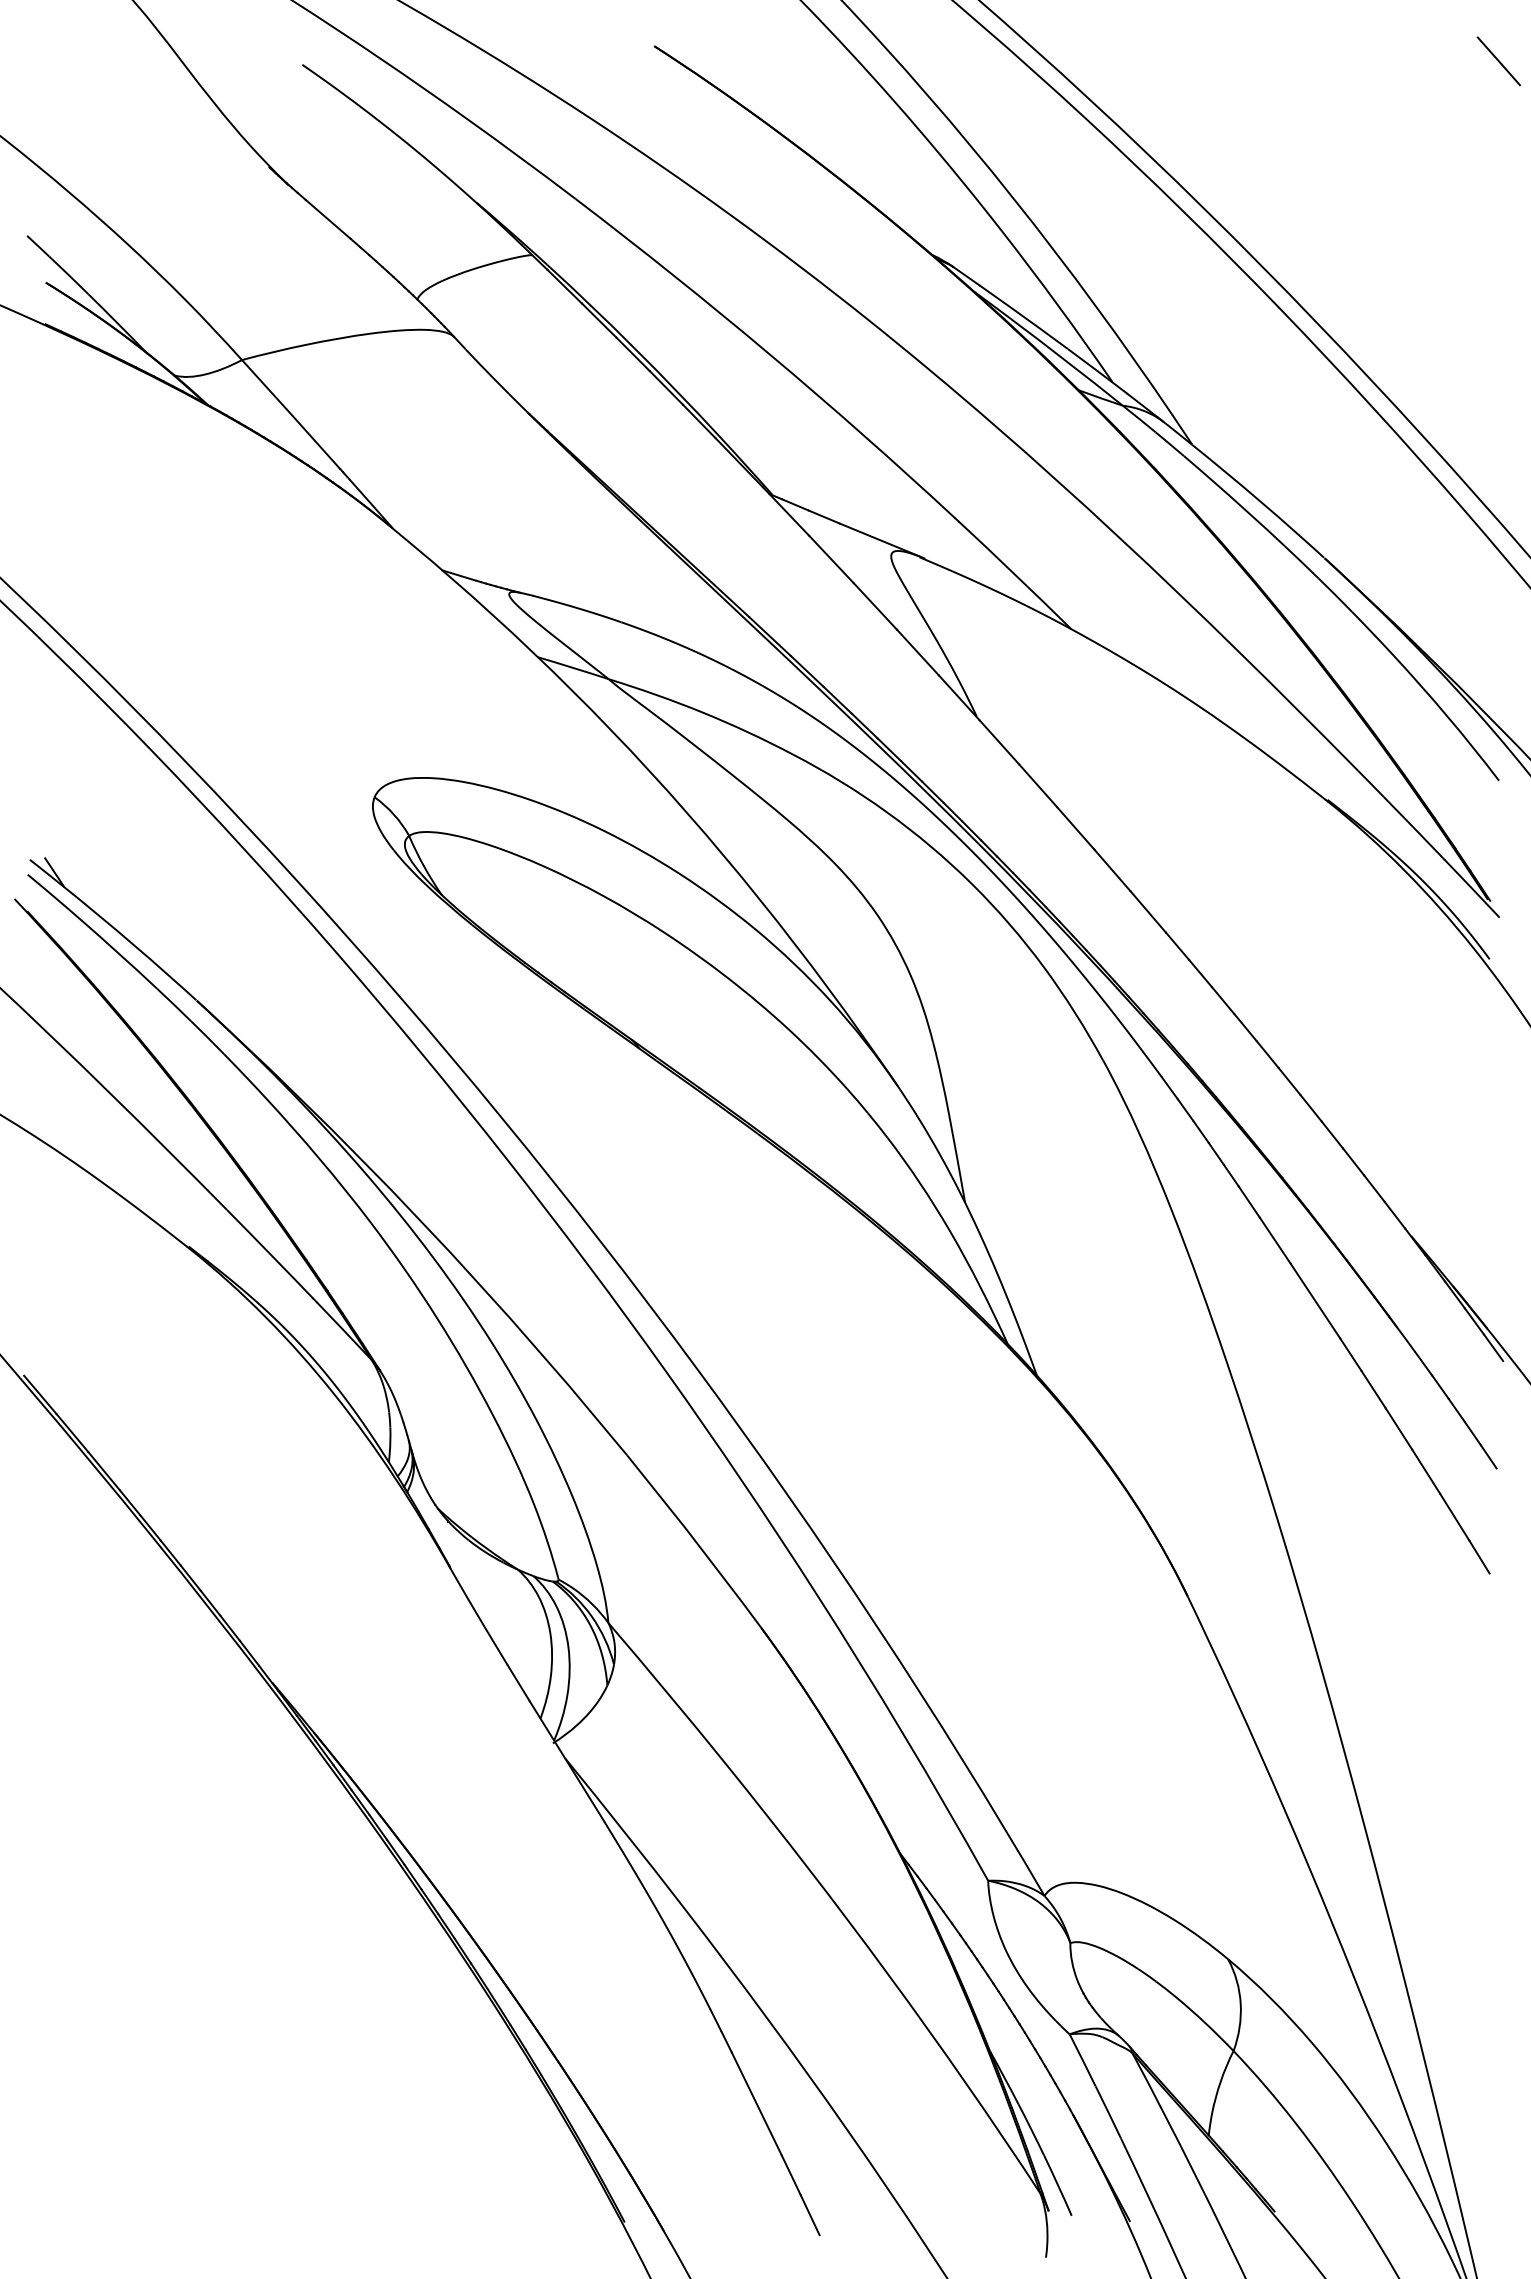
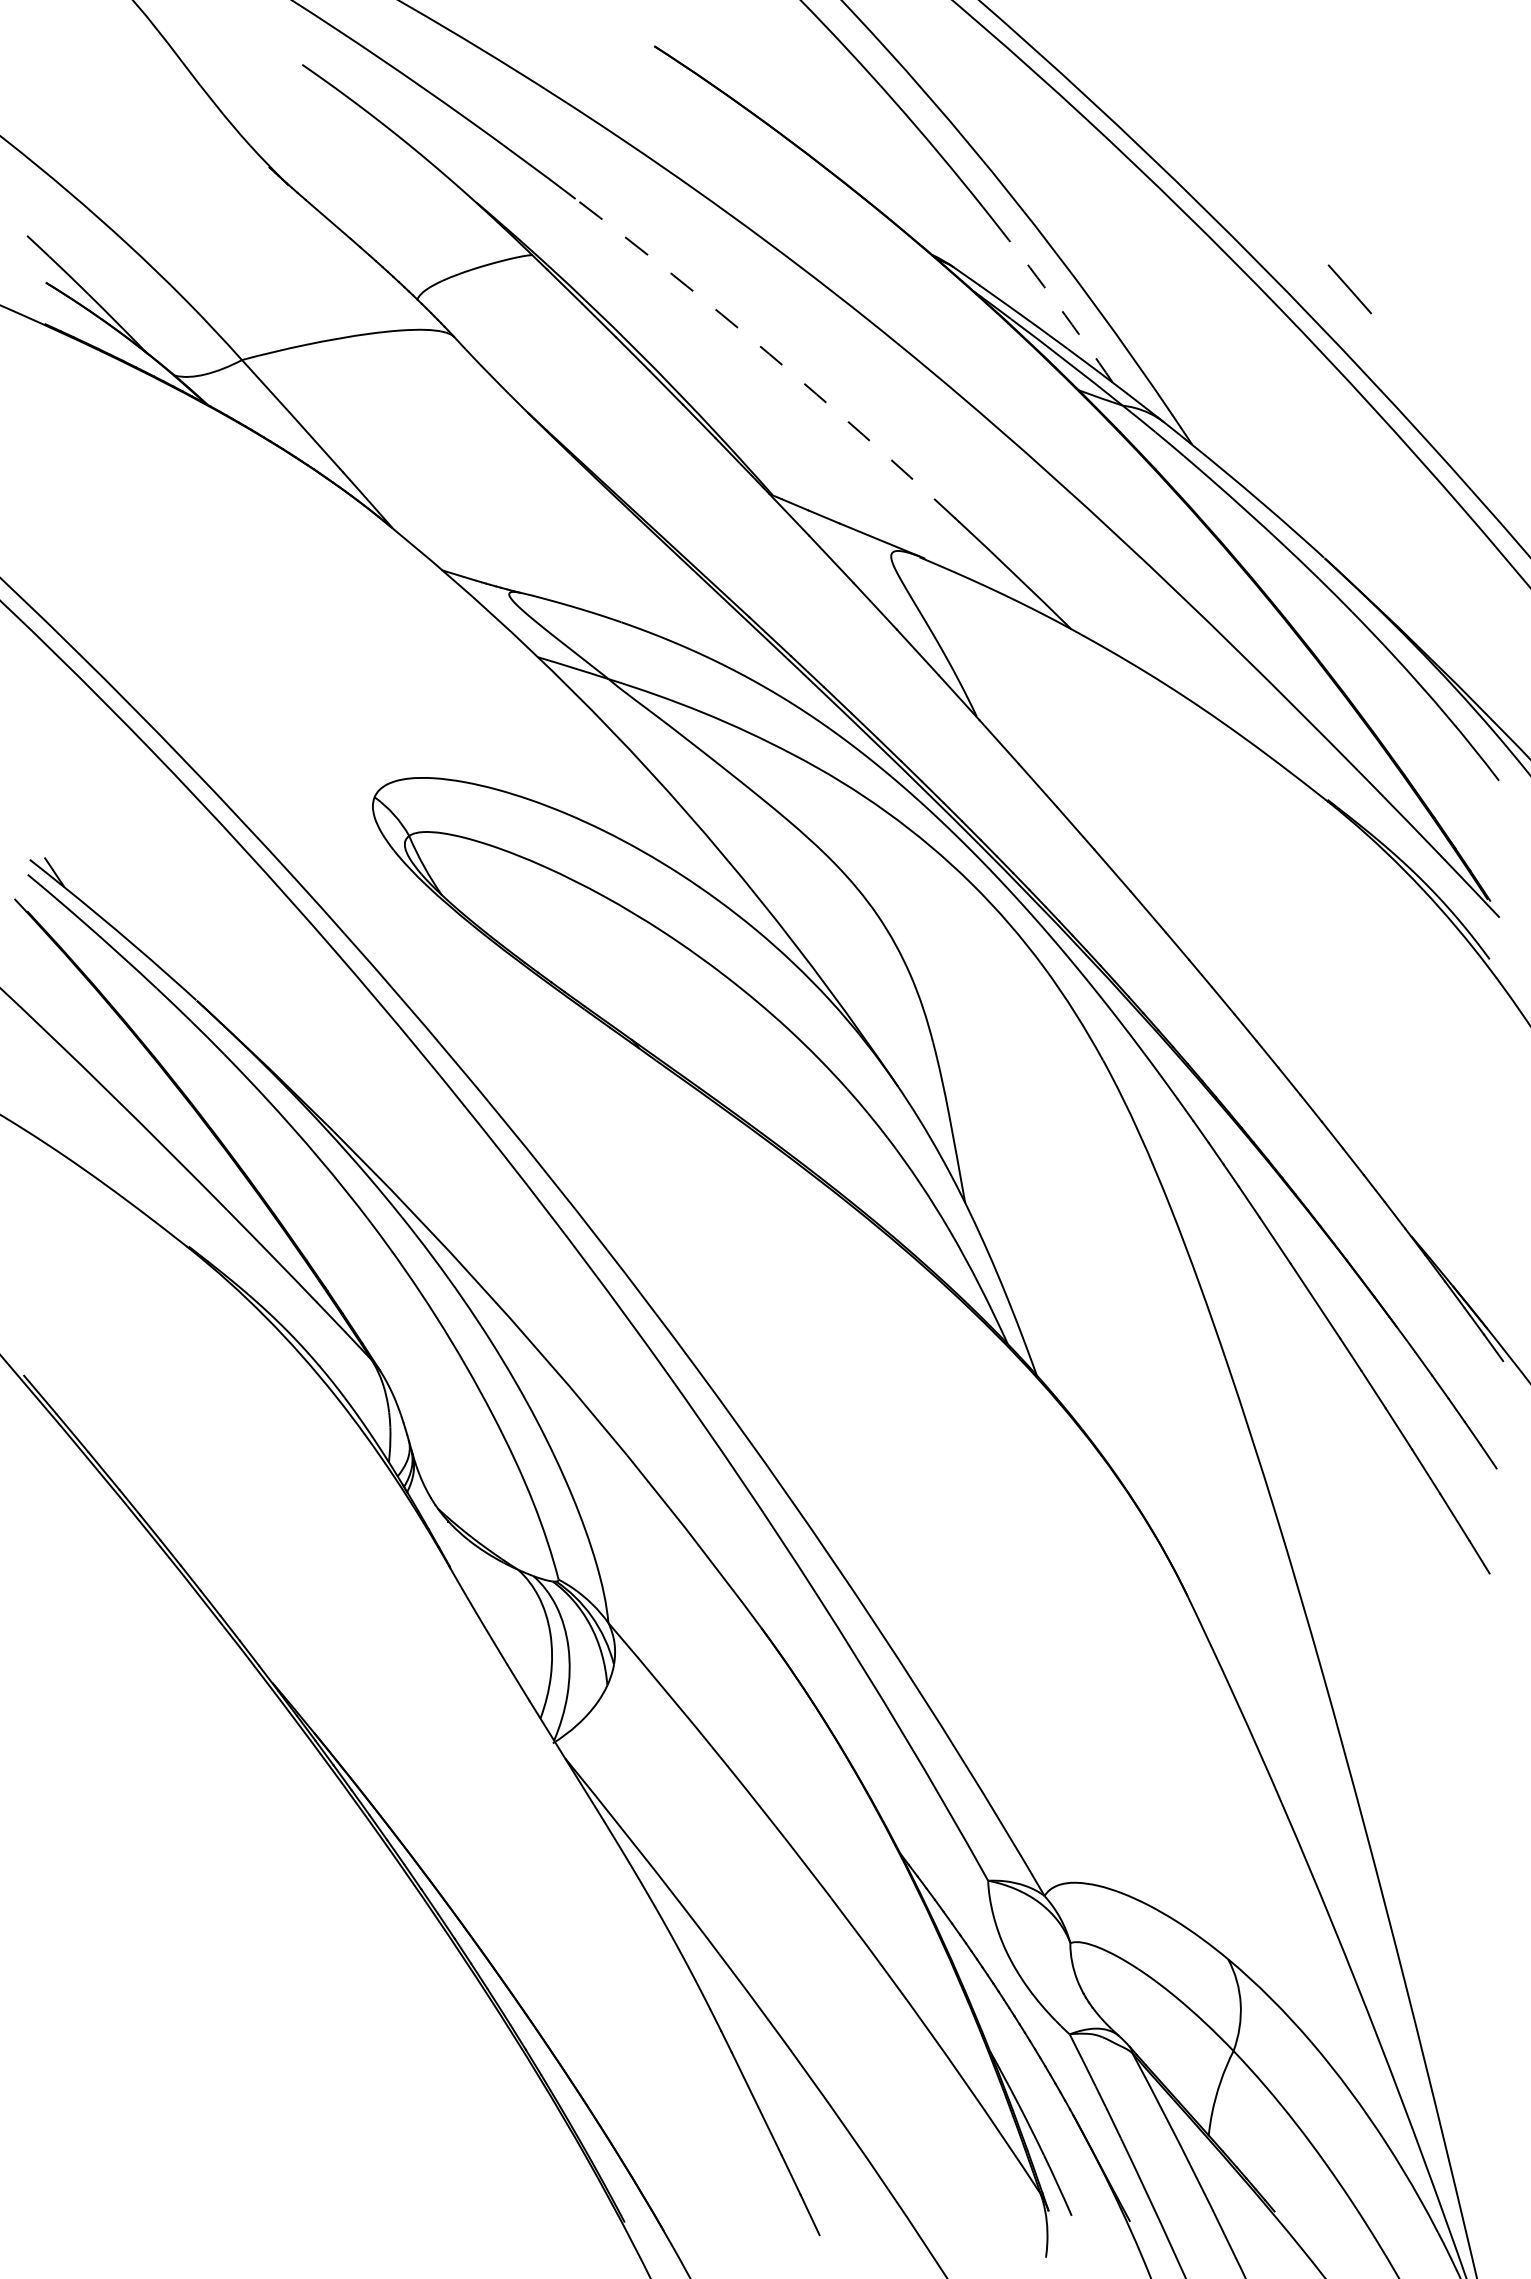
line position: (1498, 61) -> (1349, 289) (1349, 289)
arc: solid -> dashed (1058, 305)
arc: solid -> dashed (769, 354)
